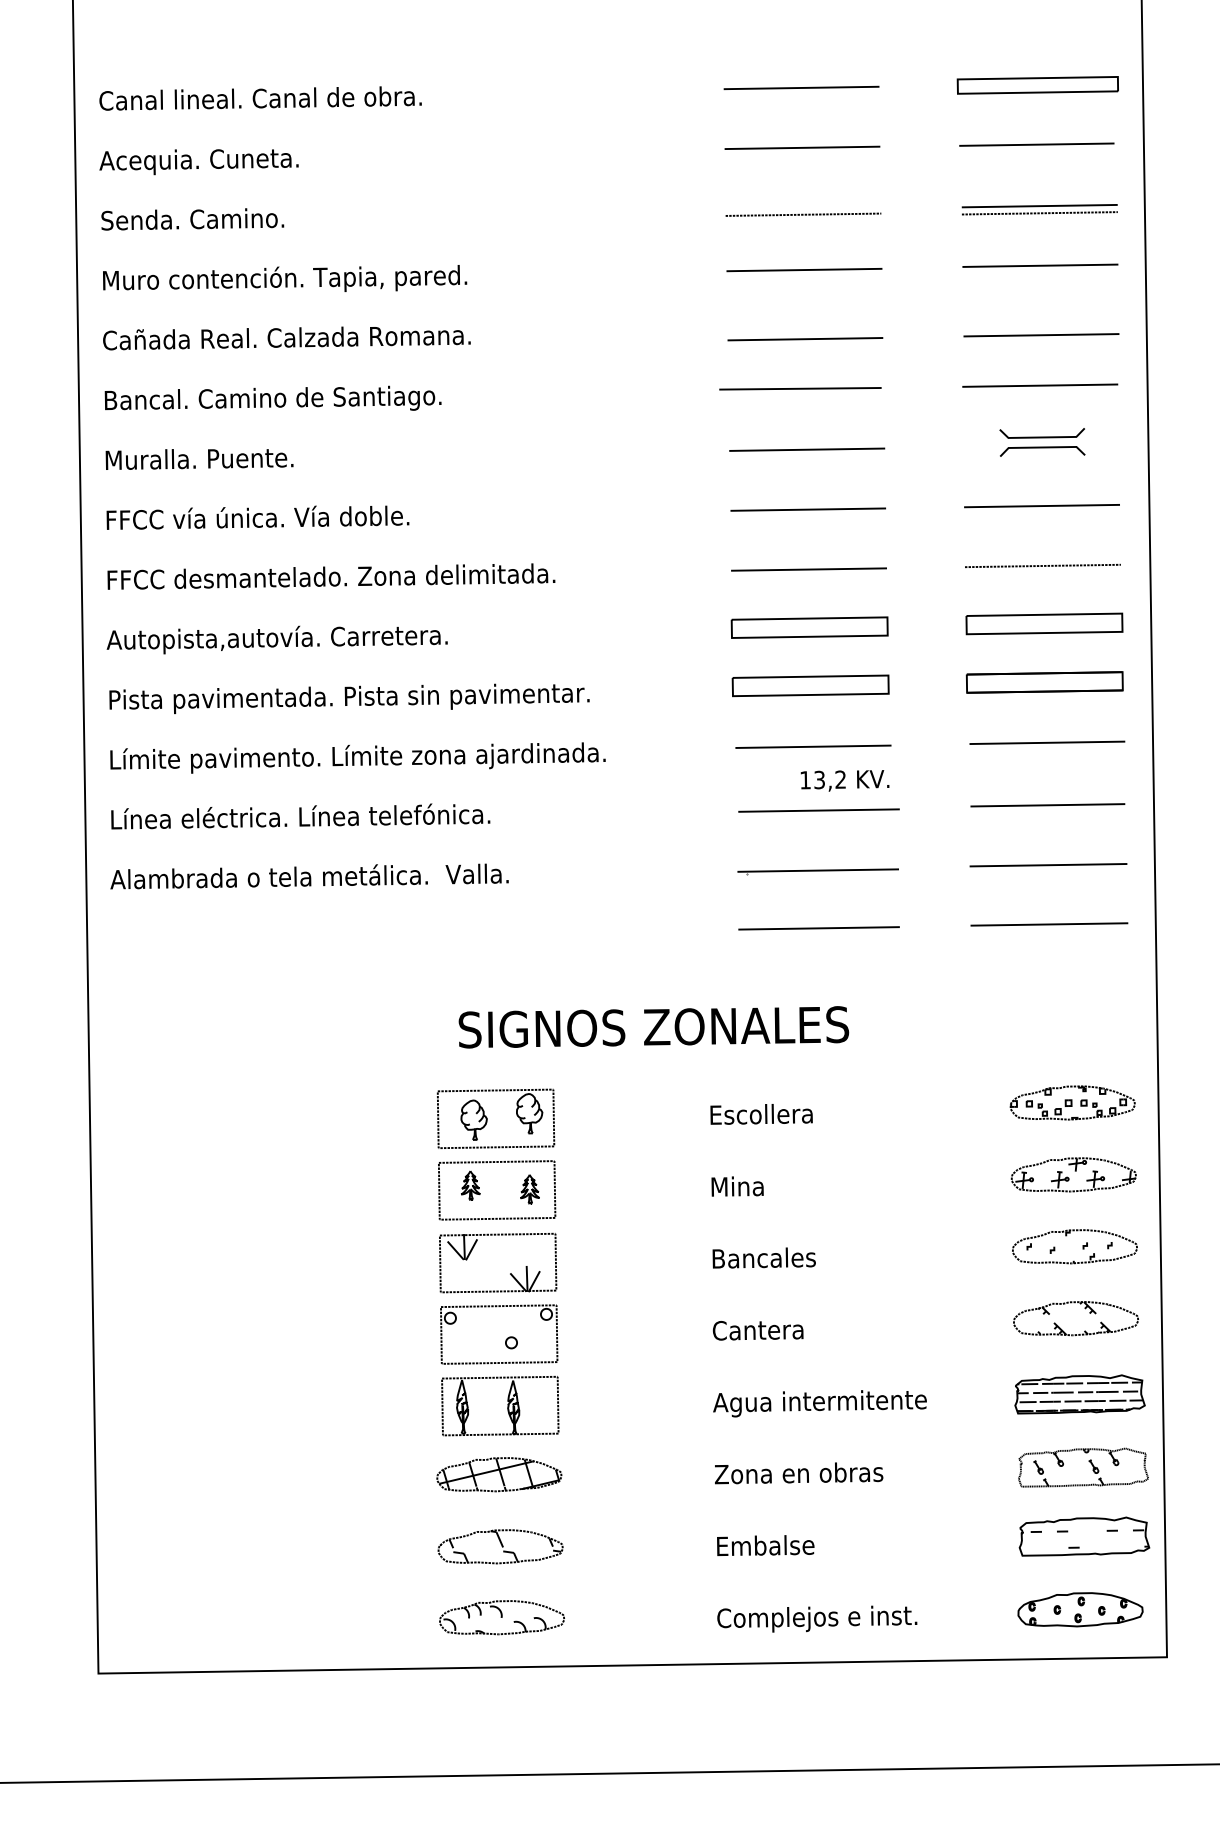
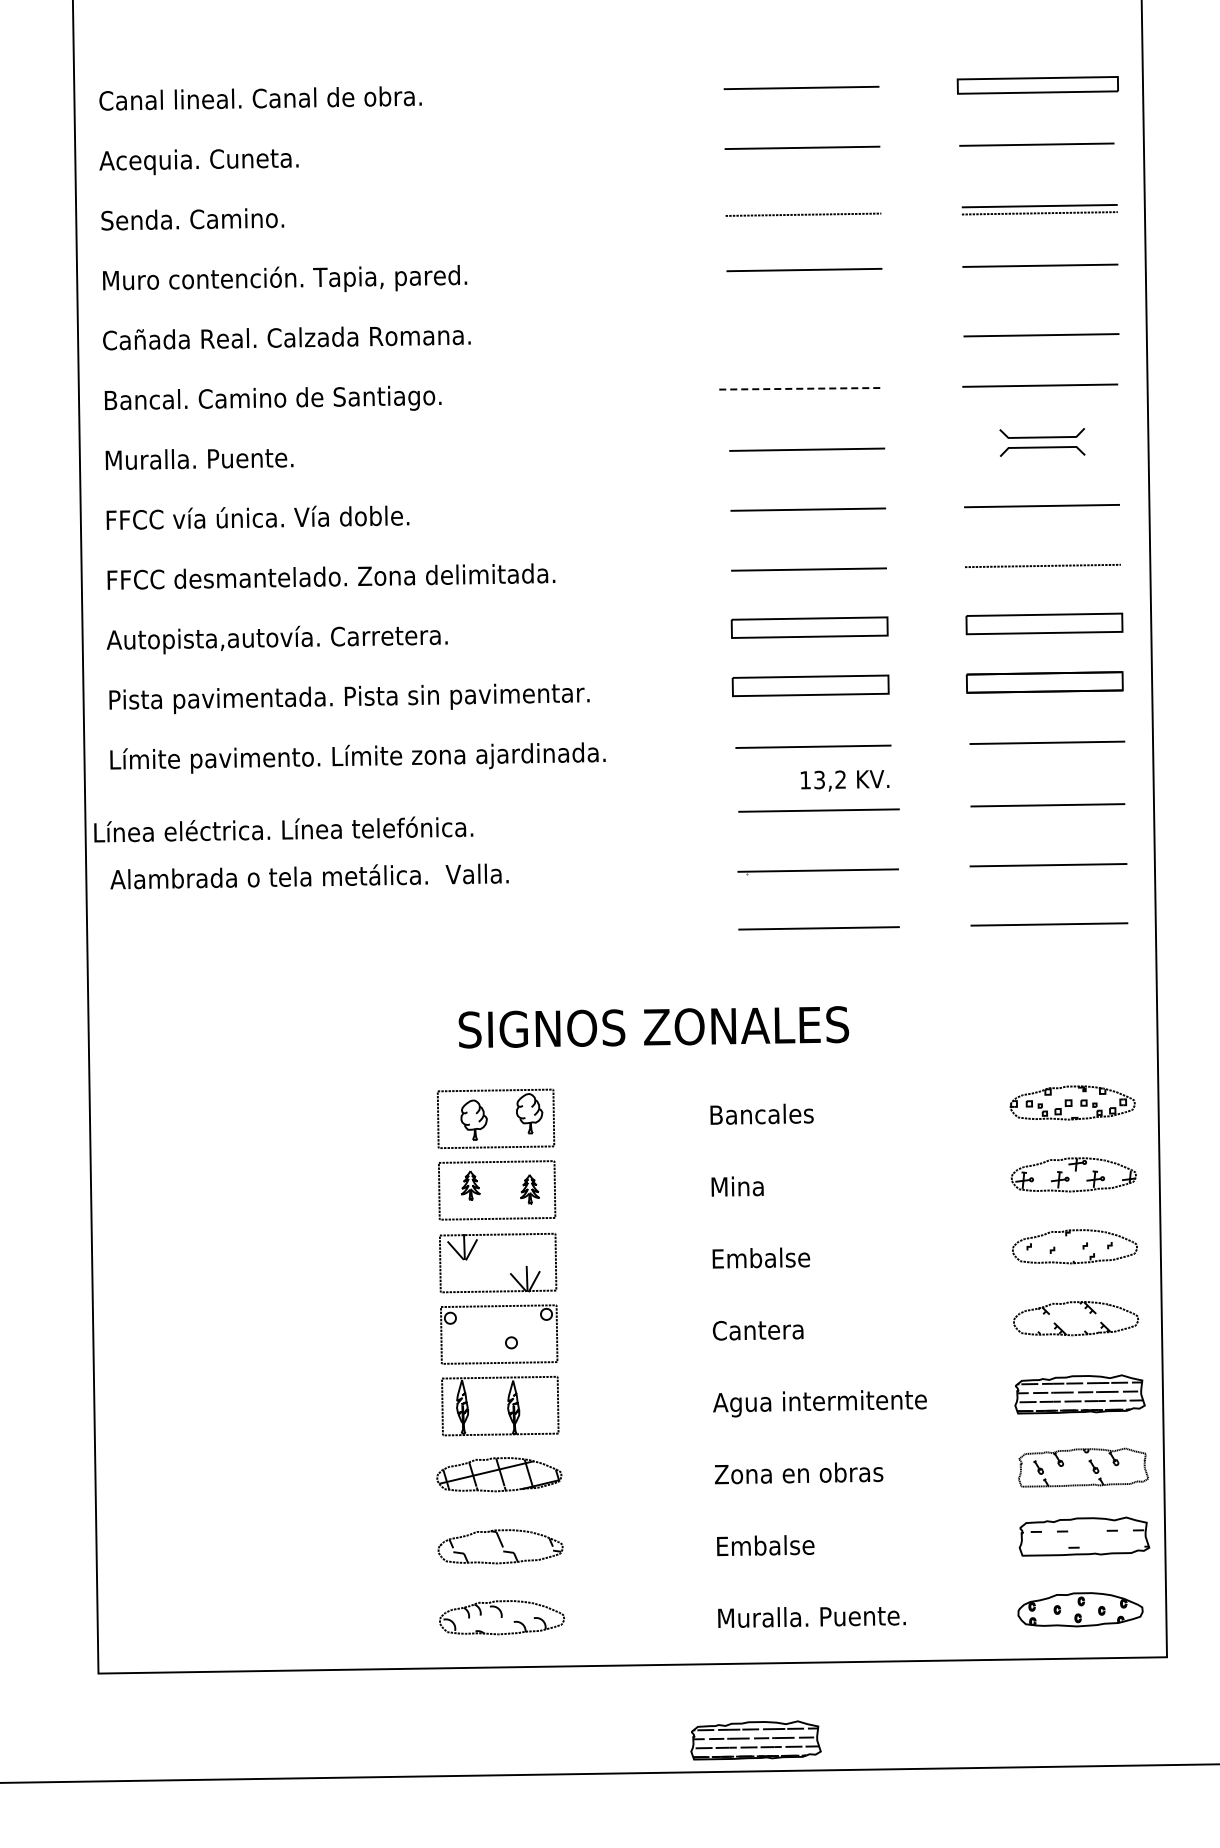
line: present -> none (805, 339)
line: solid -> dashed (800, 388)
text position: (300, 816) -> (283, 829) (283, 829)
text: Escollera -> Bancales (765, 1113)
text: Bancales -> Embalse (767, 1257)
text: Complejos e inst. -> Muralla. Puente. (817, 1618)
part: none -> present (755, 1740)
